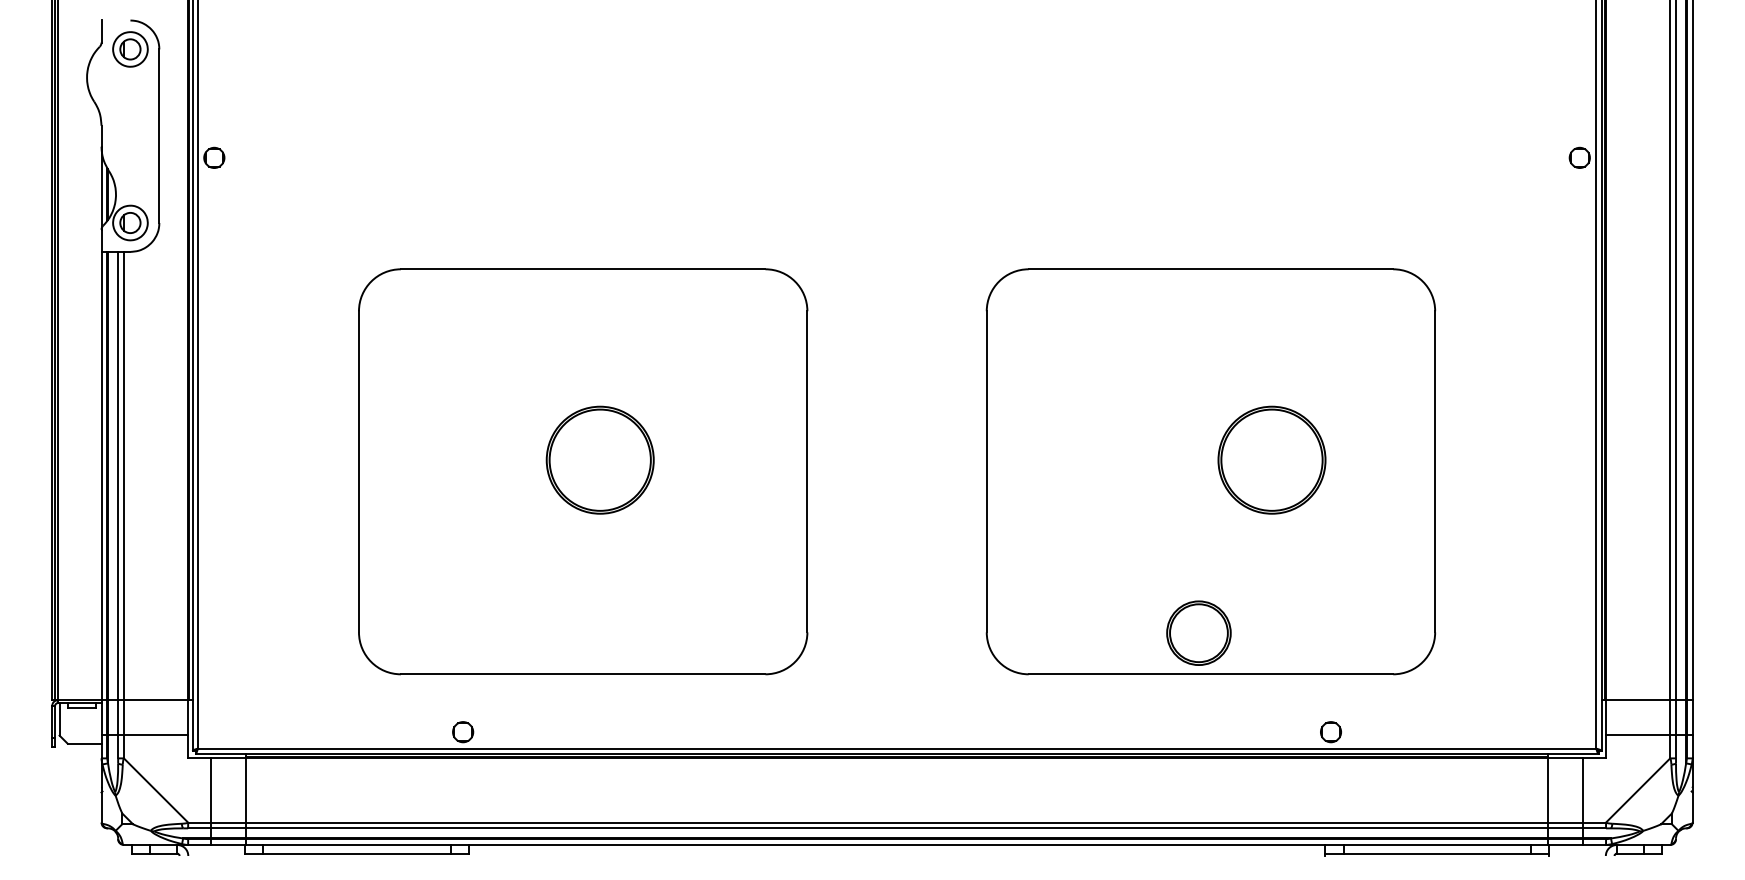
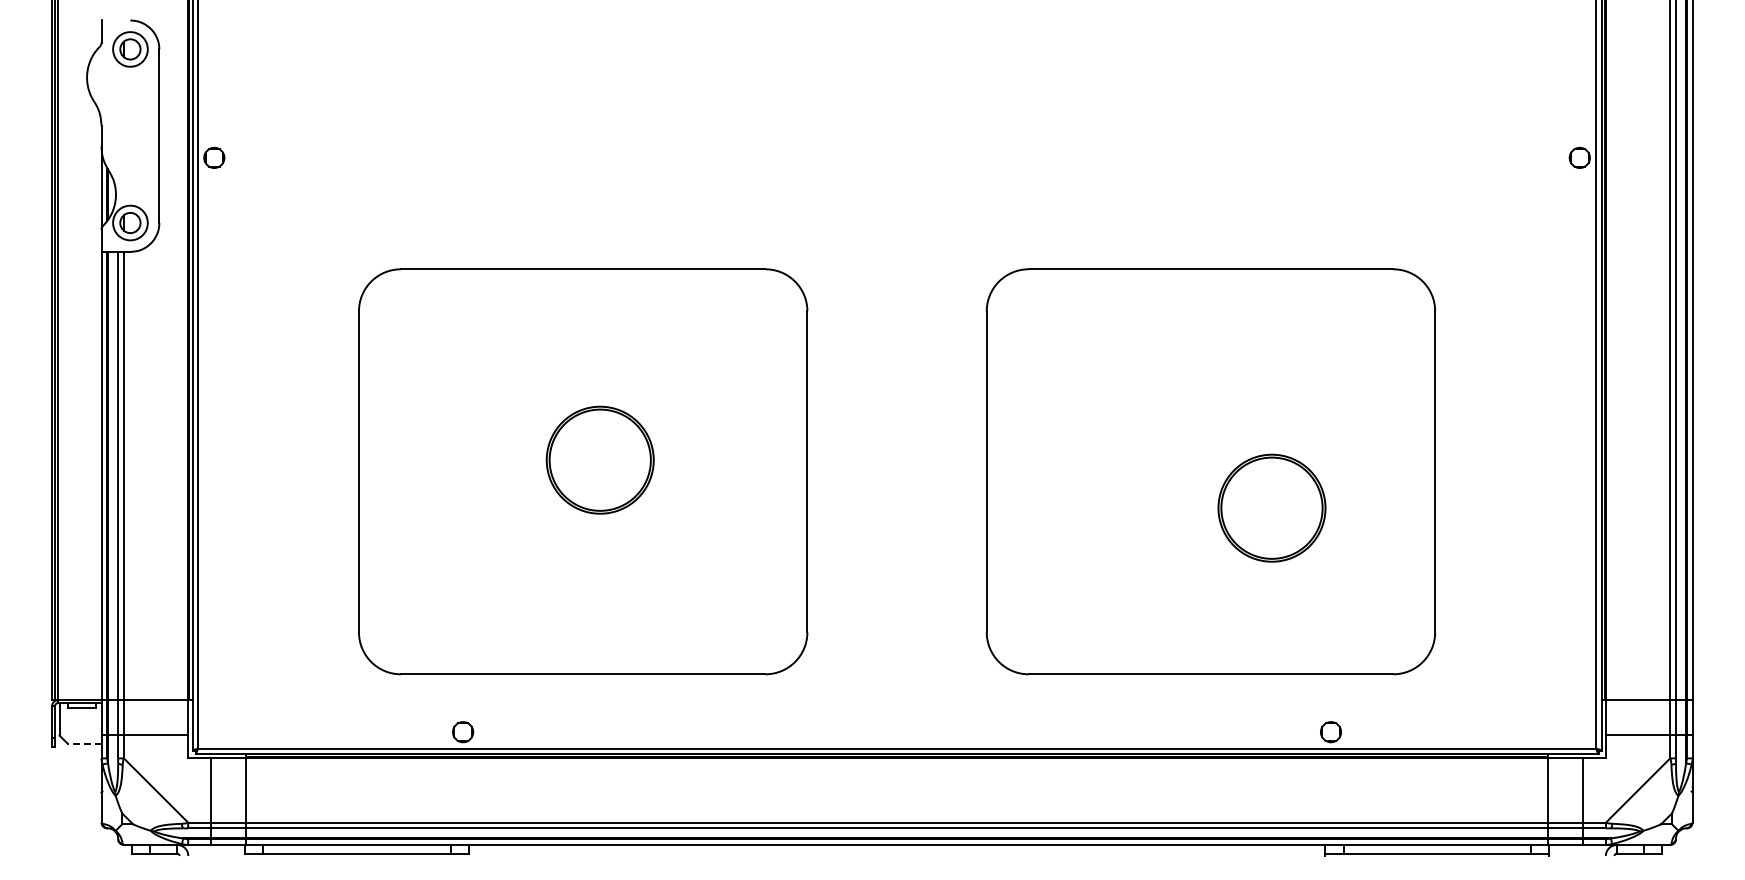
part position: (1271, 459) -> (1271, 507) (1271, 507)
part: present -> none (1198, 632)
line: solid -> dashed (84, 743)
